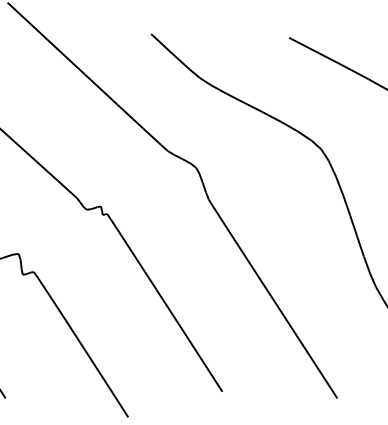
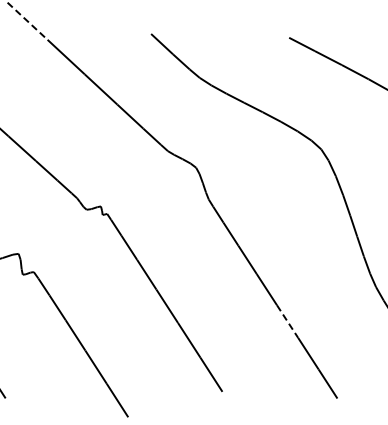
line: solid -> dashed (27, 21)
line: solid -> dashed (287, 321)
